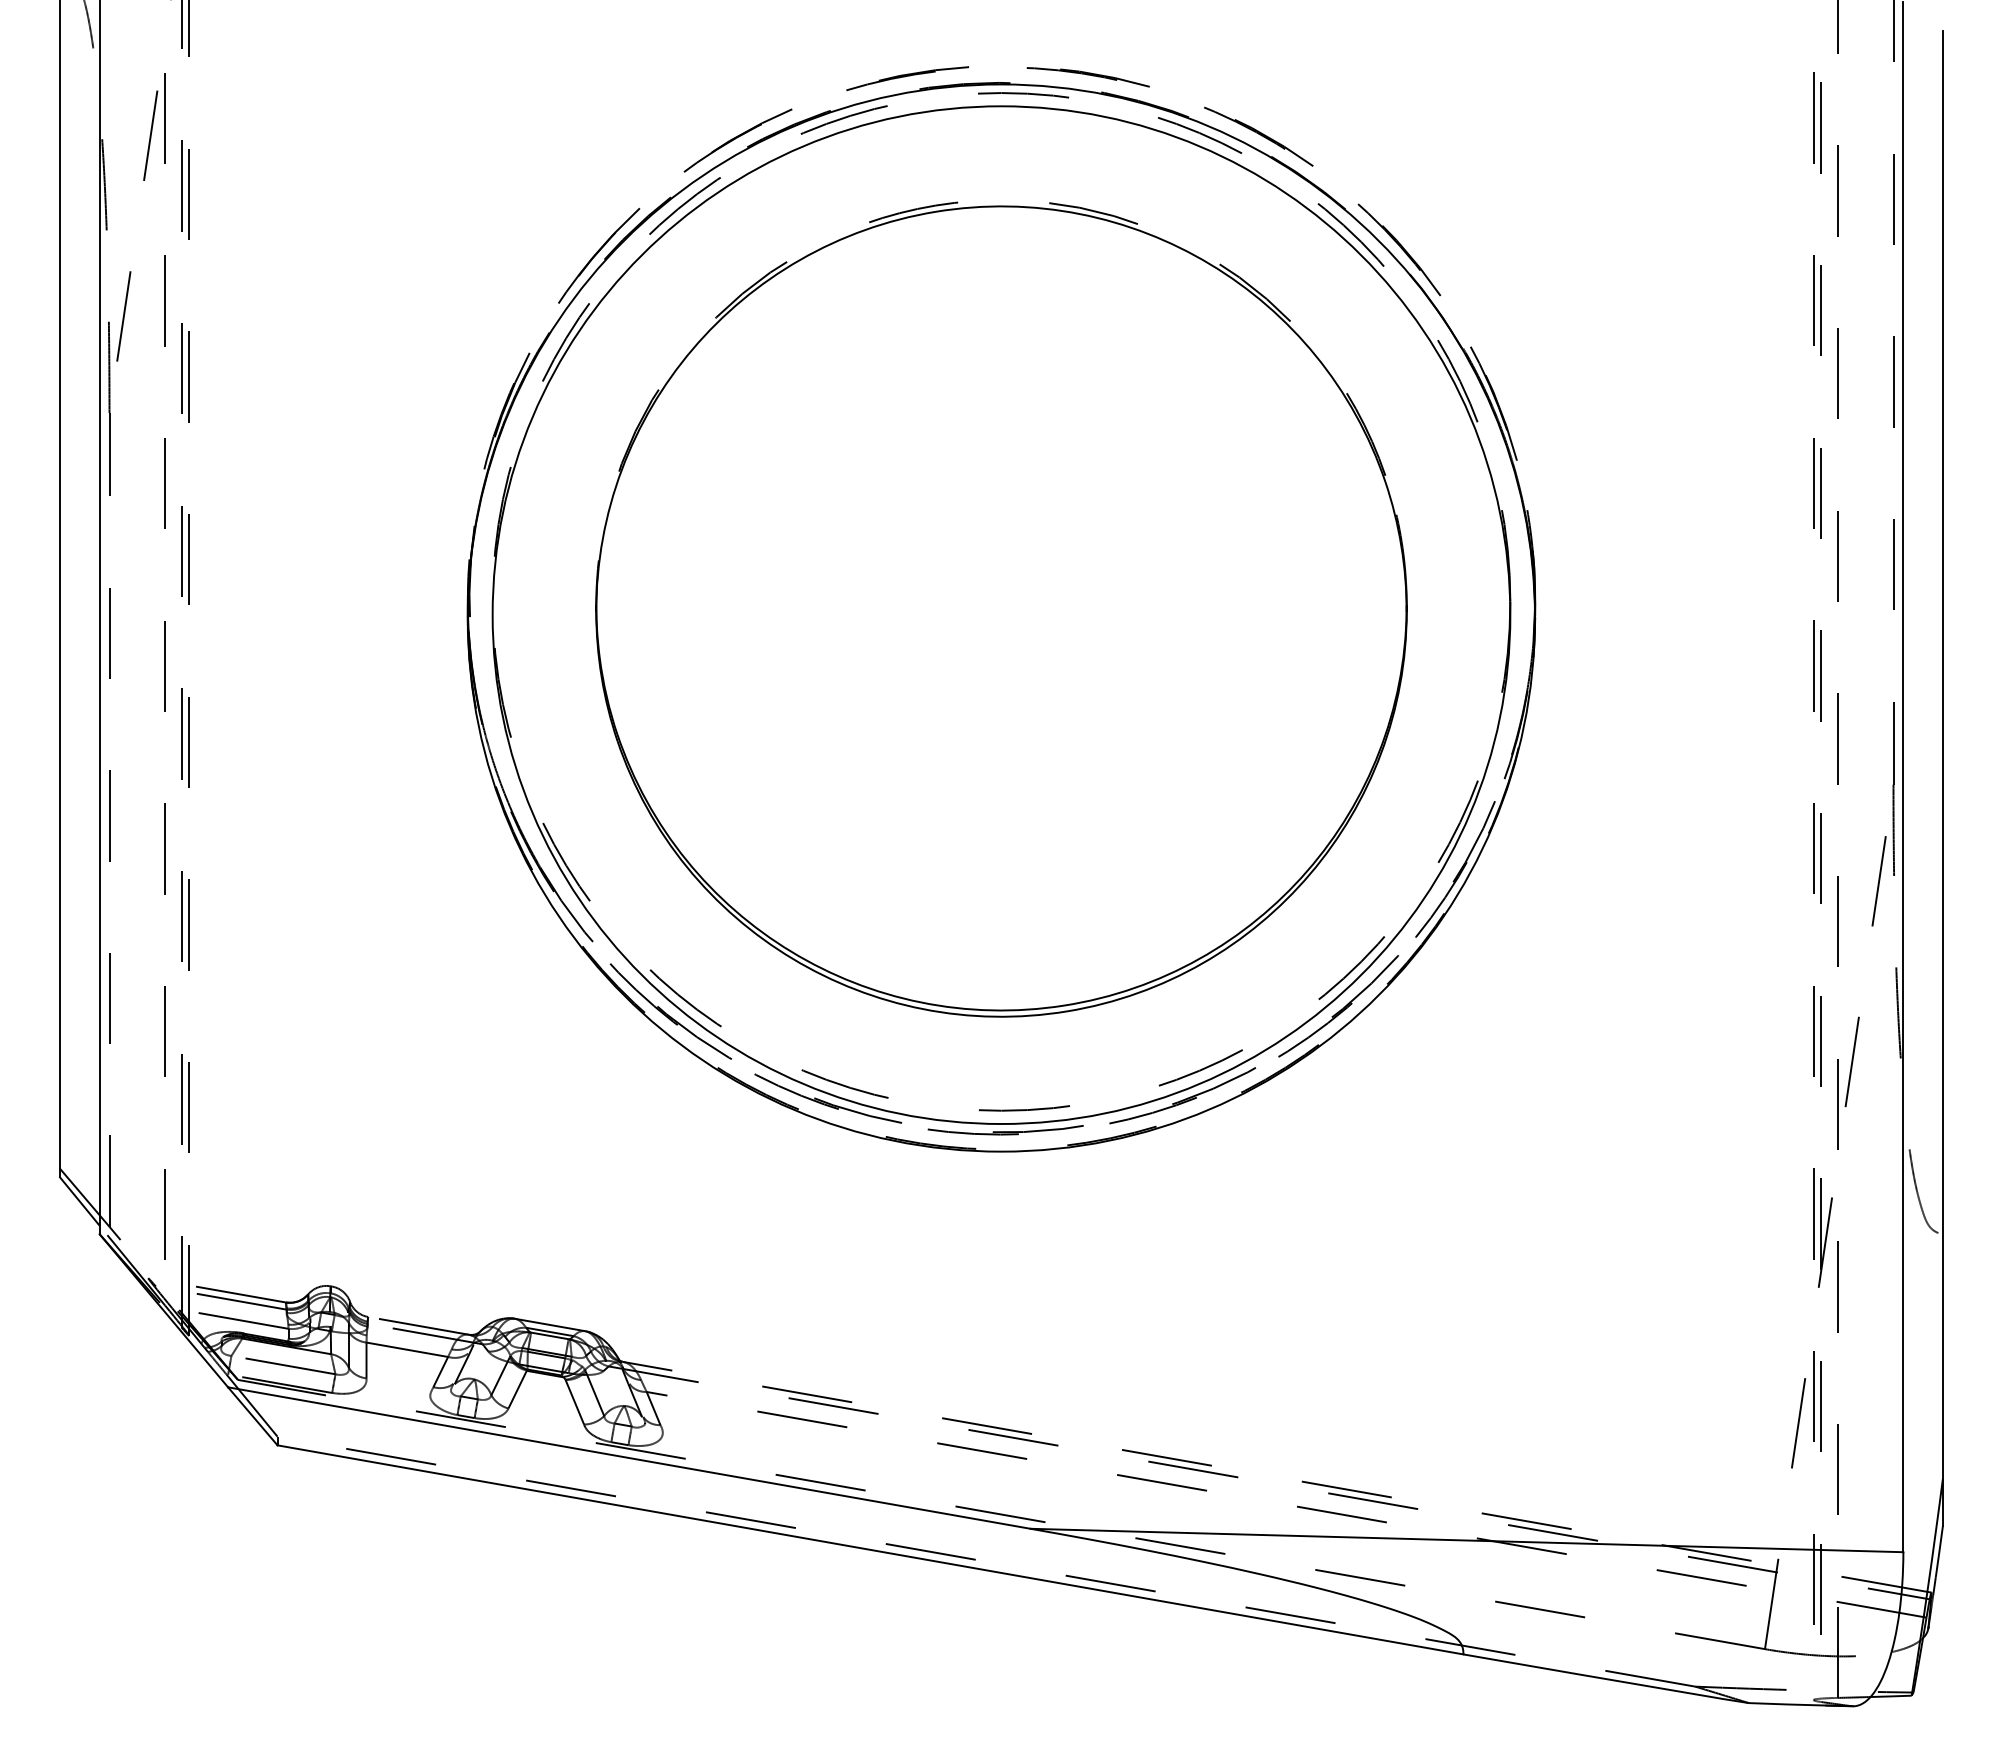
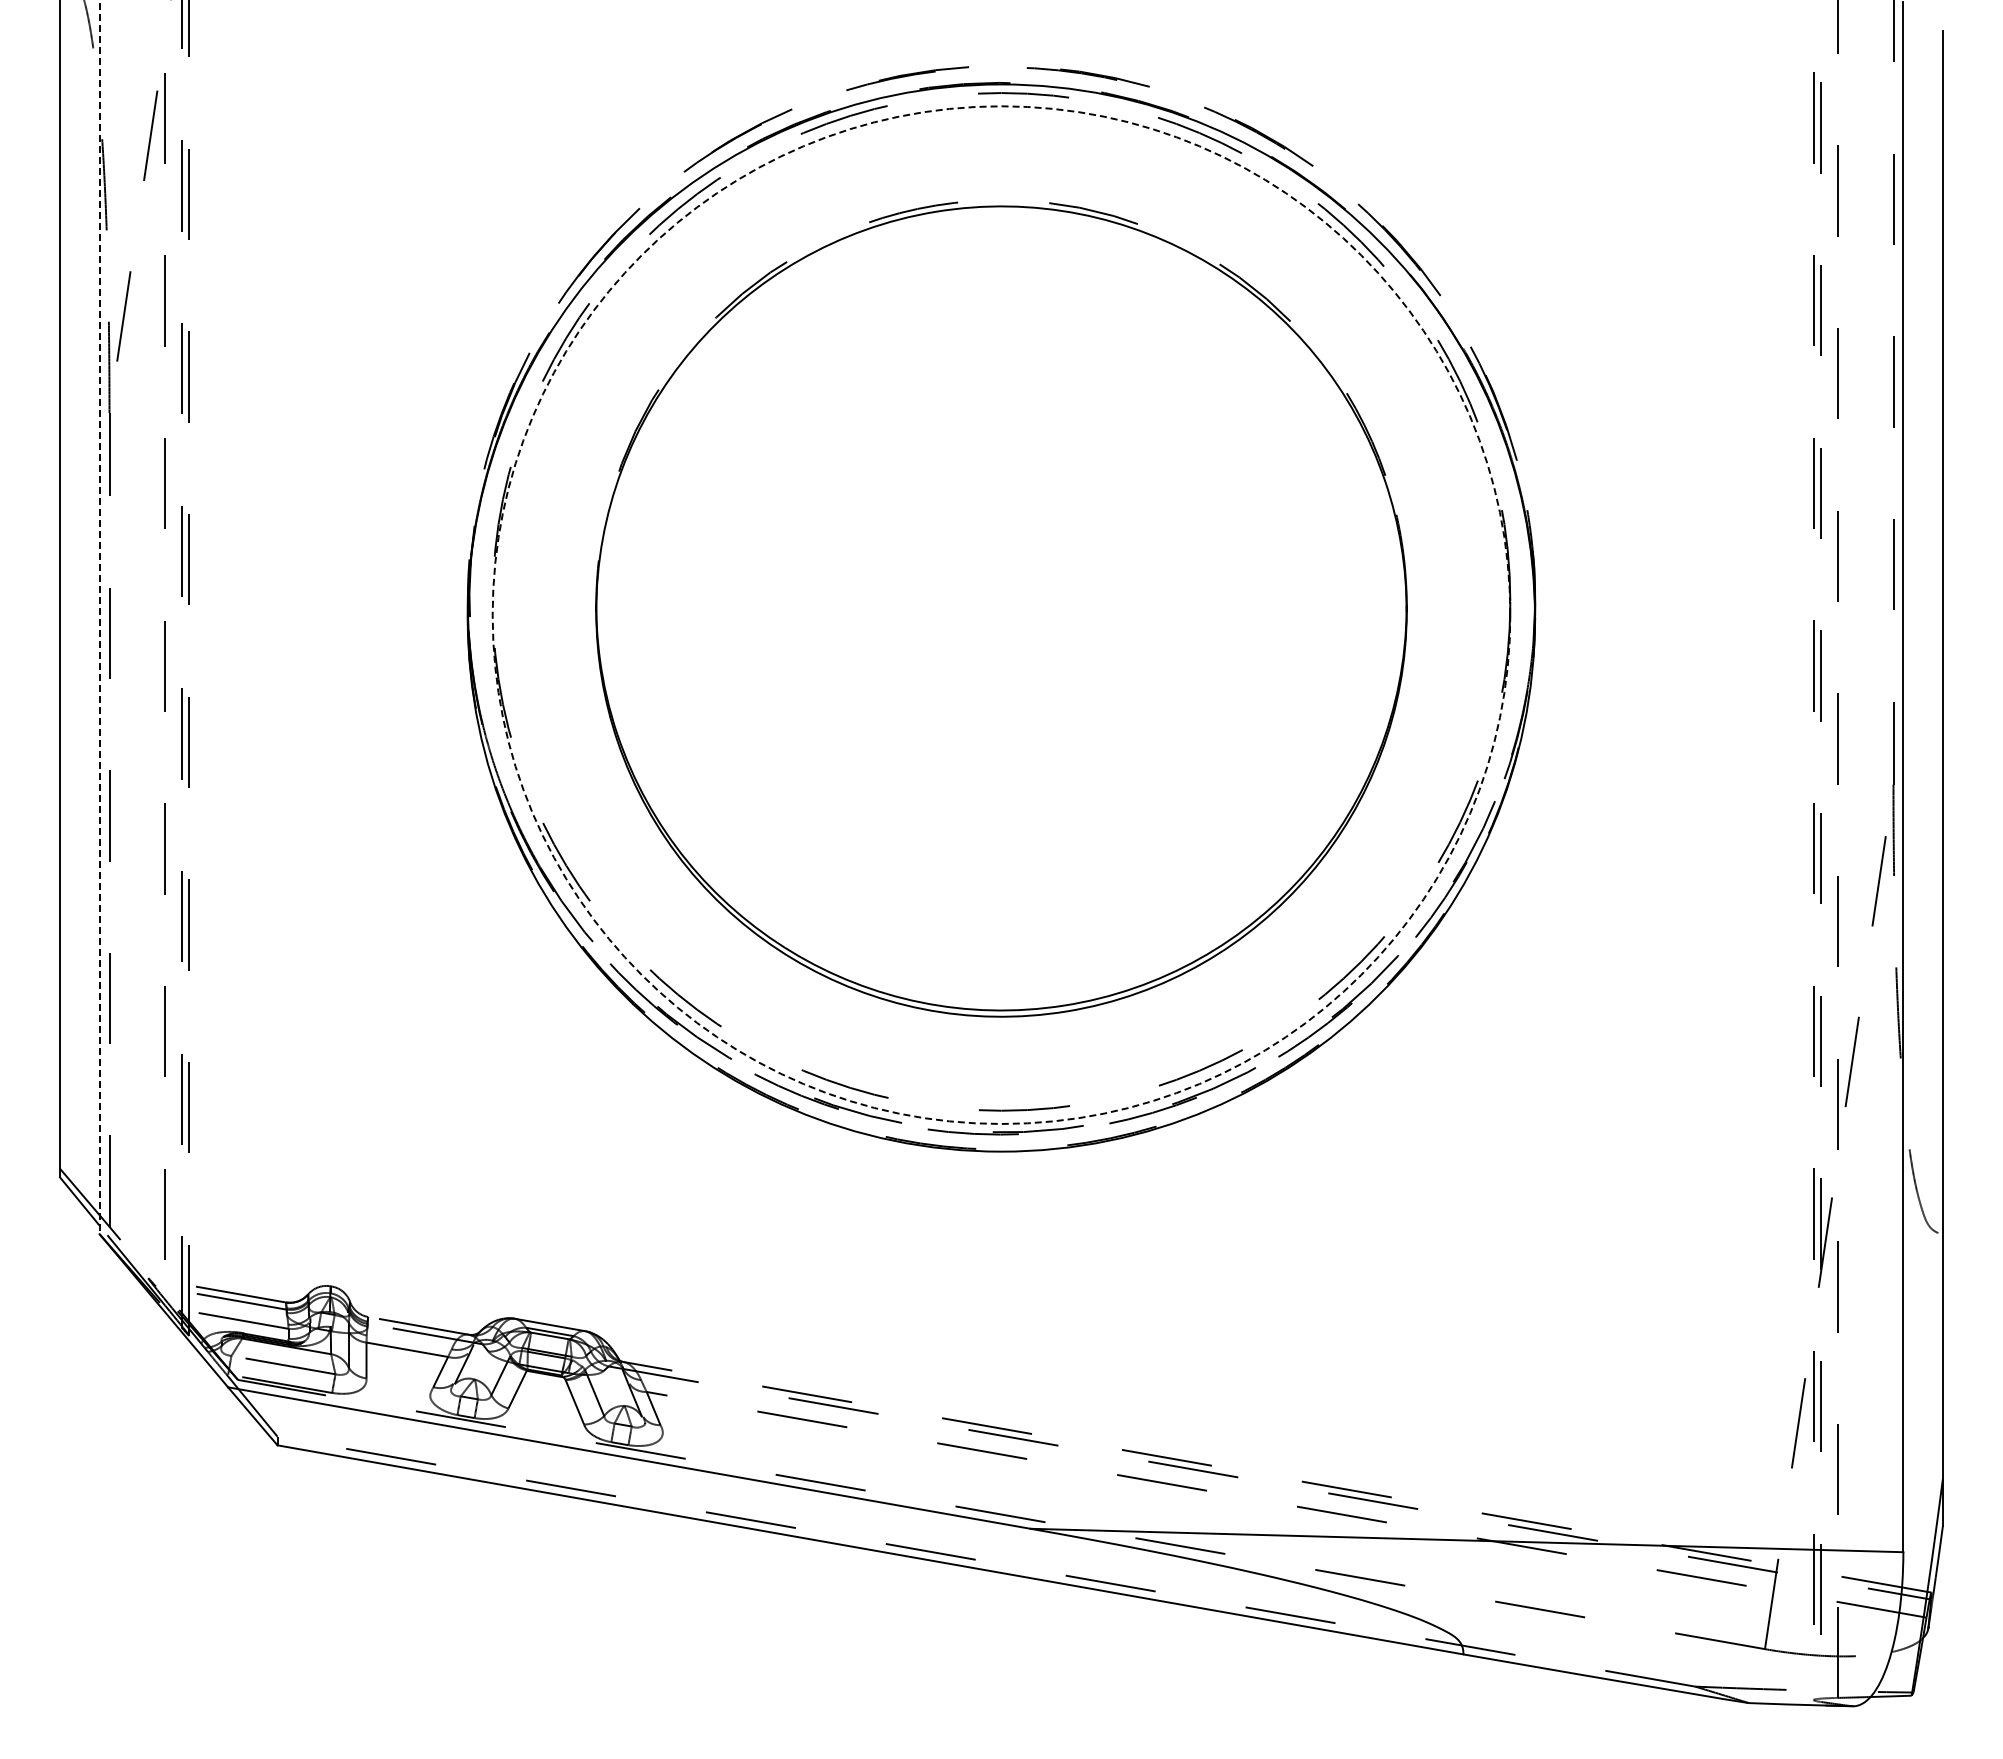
circle: solid -> dashed (1001, 615)
line: solid -> dashed (99, 617)
